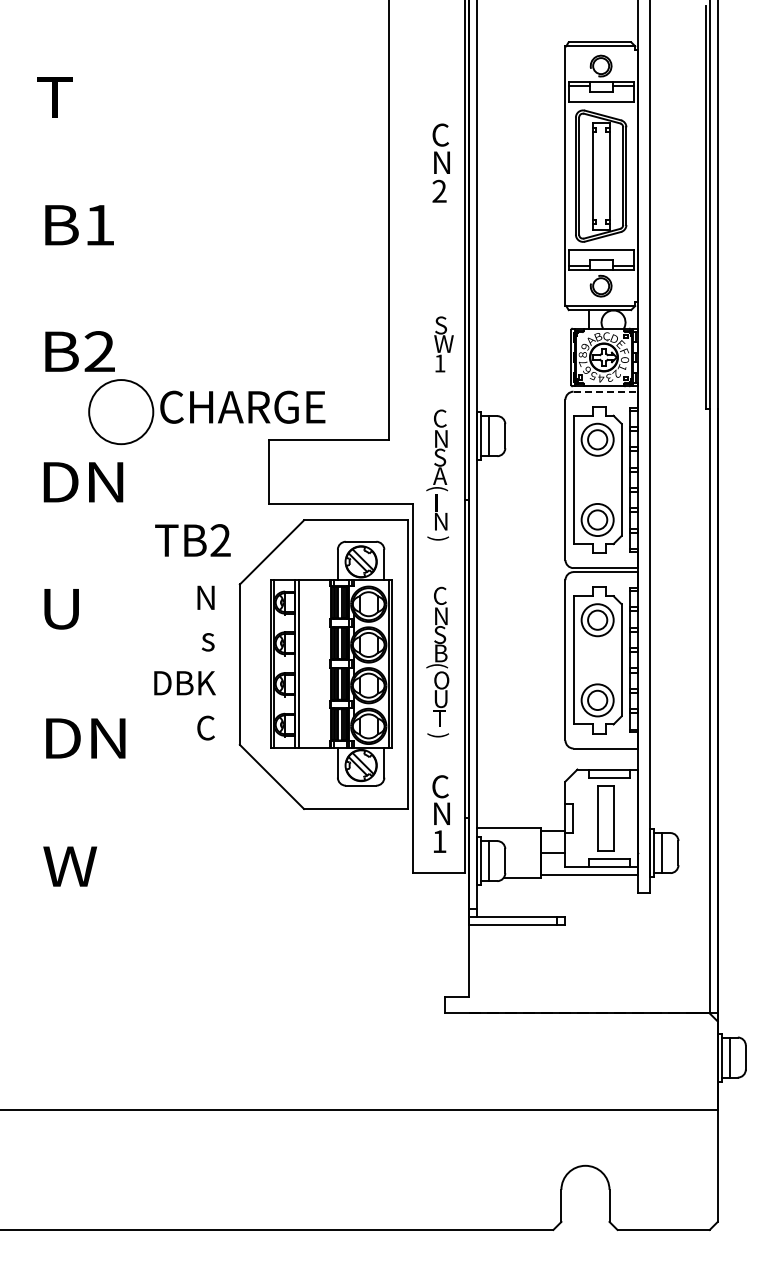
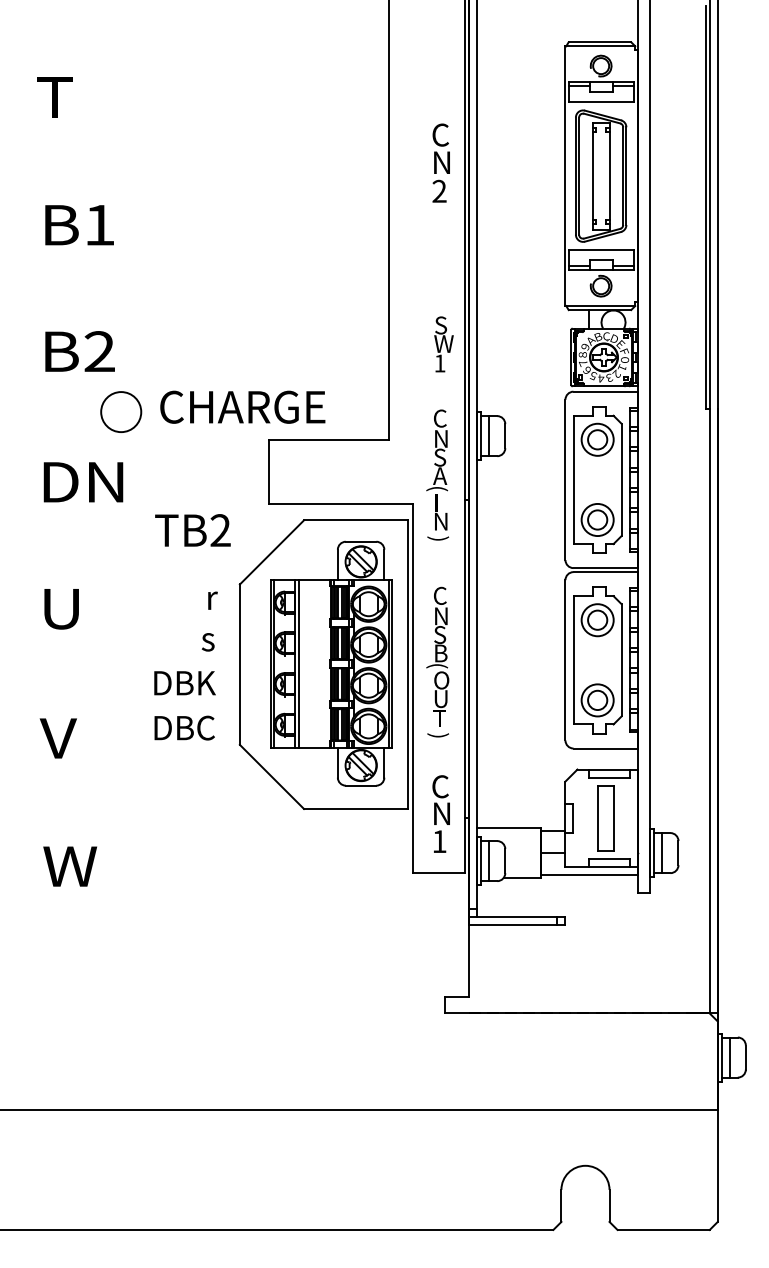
line: dashed -> solid (606, 391)
circle diameter: 64 px -> 40 px (121, 412)
text position: (192, 540) -> (192, 530) (192, 530)
text: N -> r (207, 597)
text: C -> DBC (173, 728)
text: DN -> V (82, 738)
